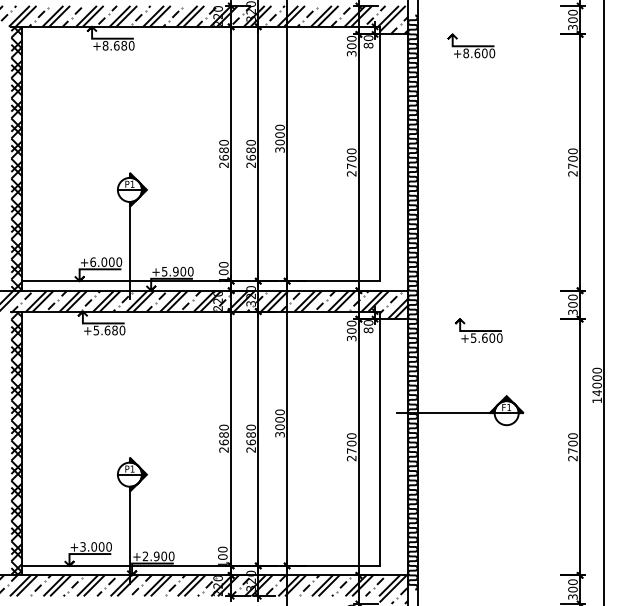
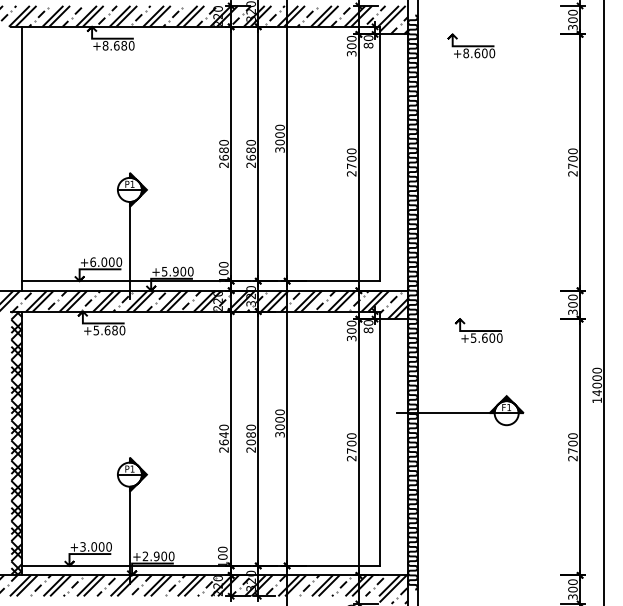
hatch: present -> none (16, 158)
text: 2680 -> 2640 (223, 435)
text: 2680 -> 2080 (250, 442)
